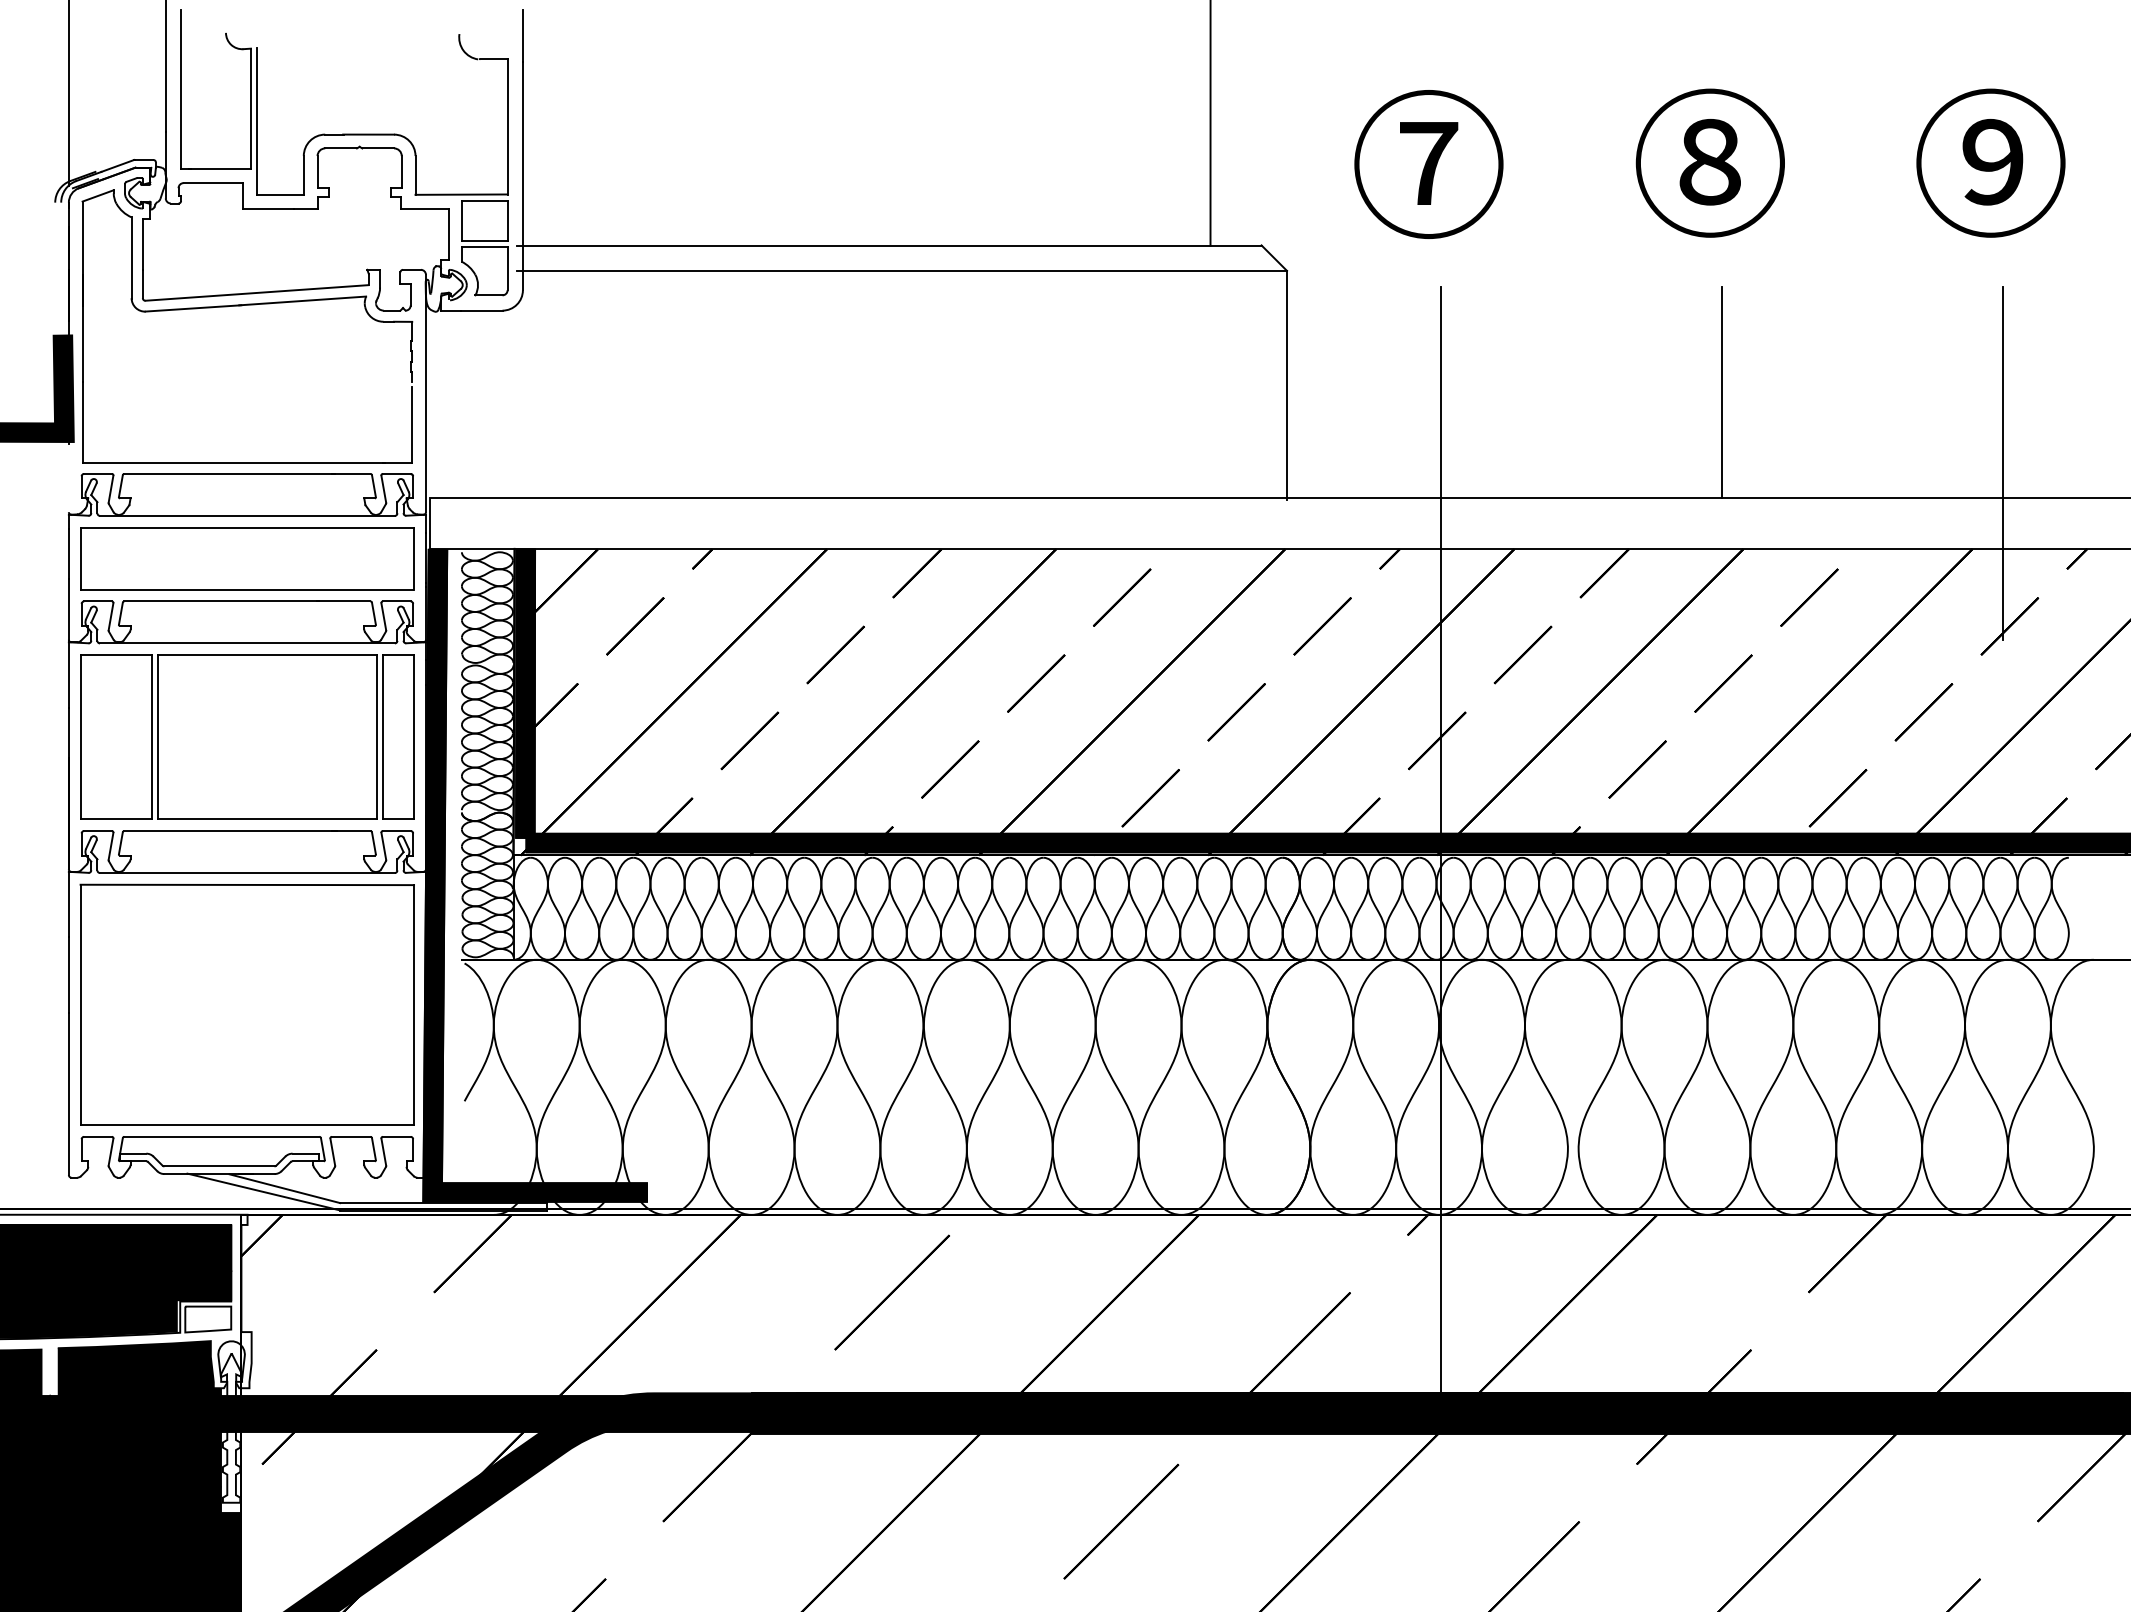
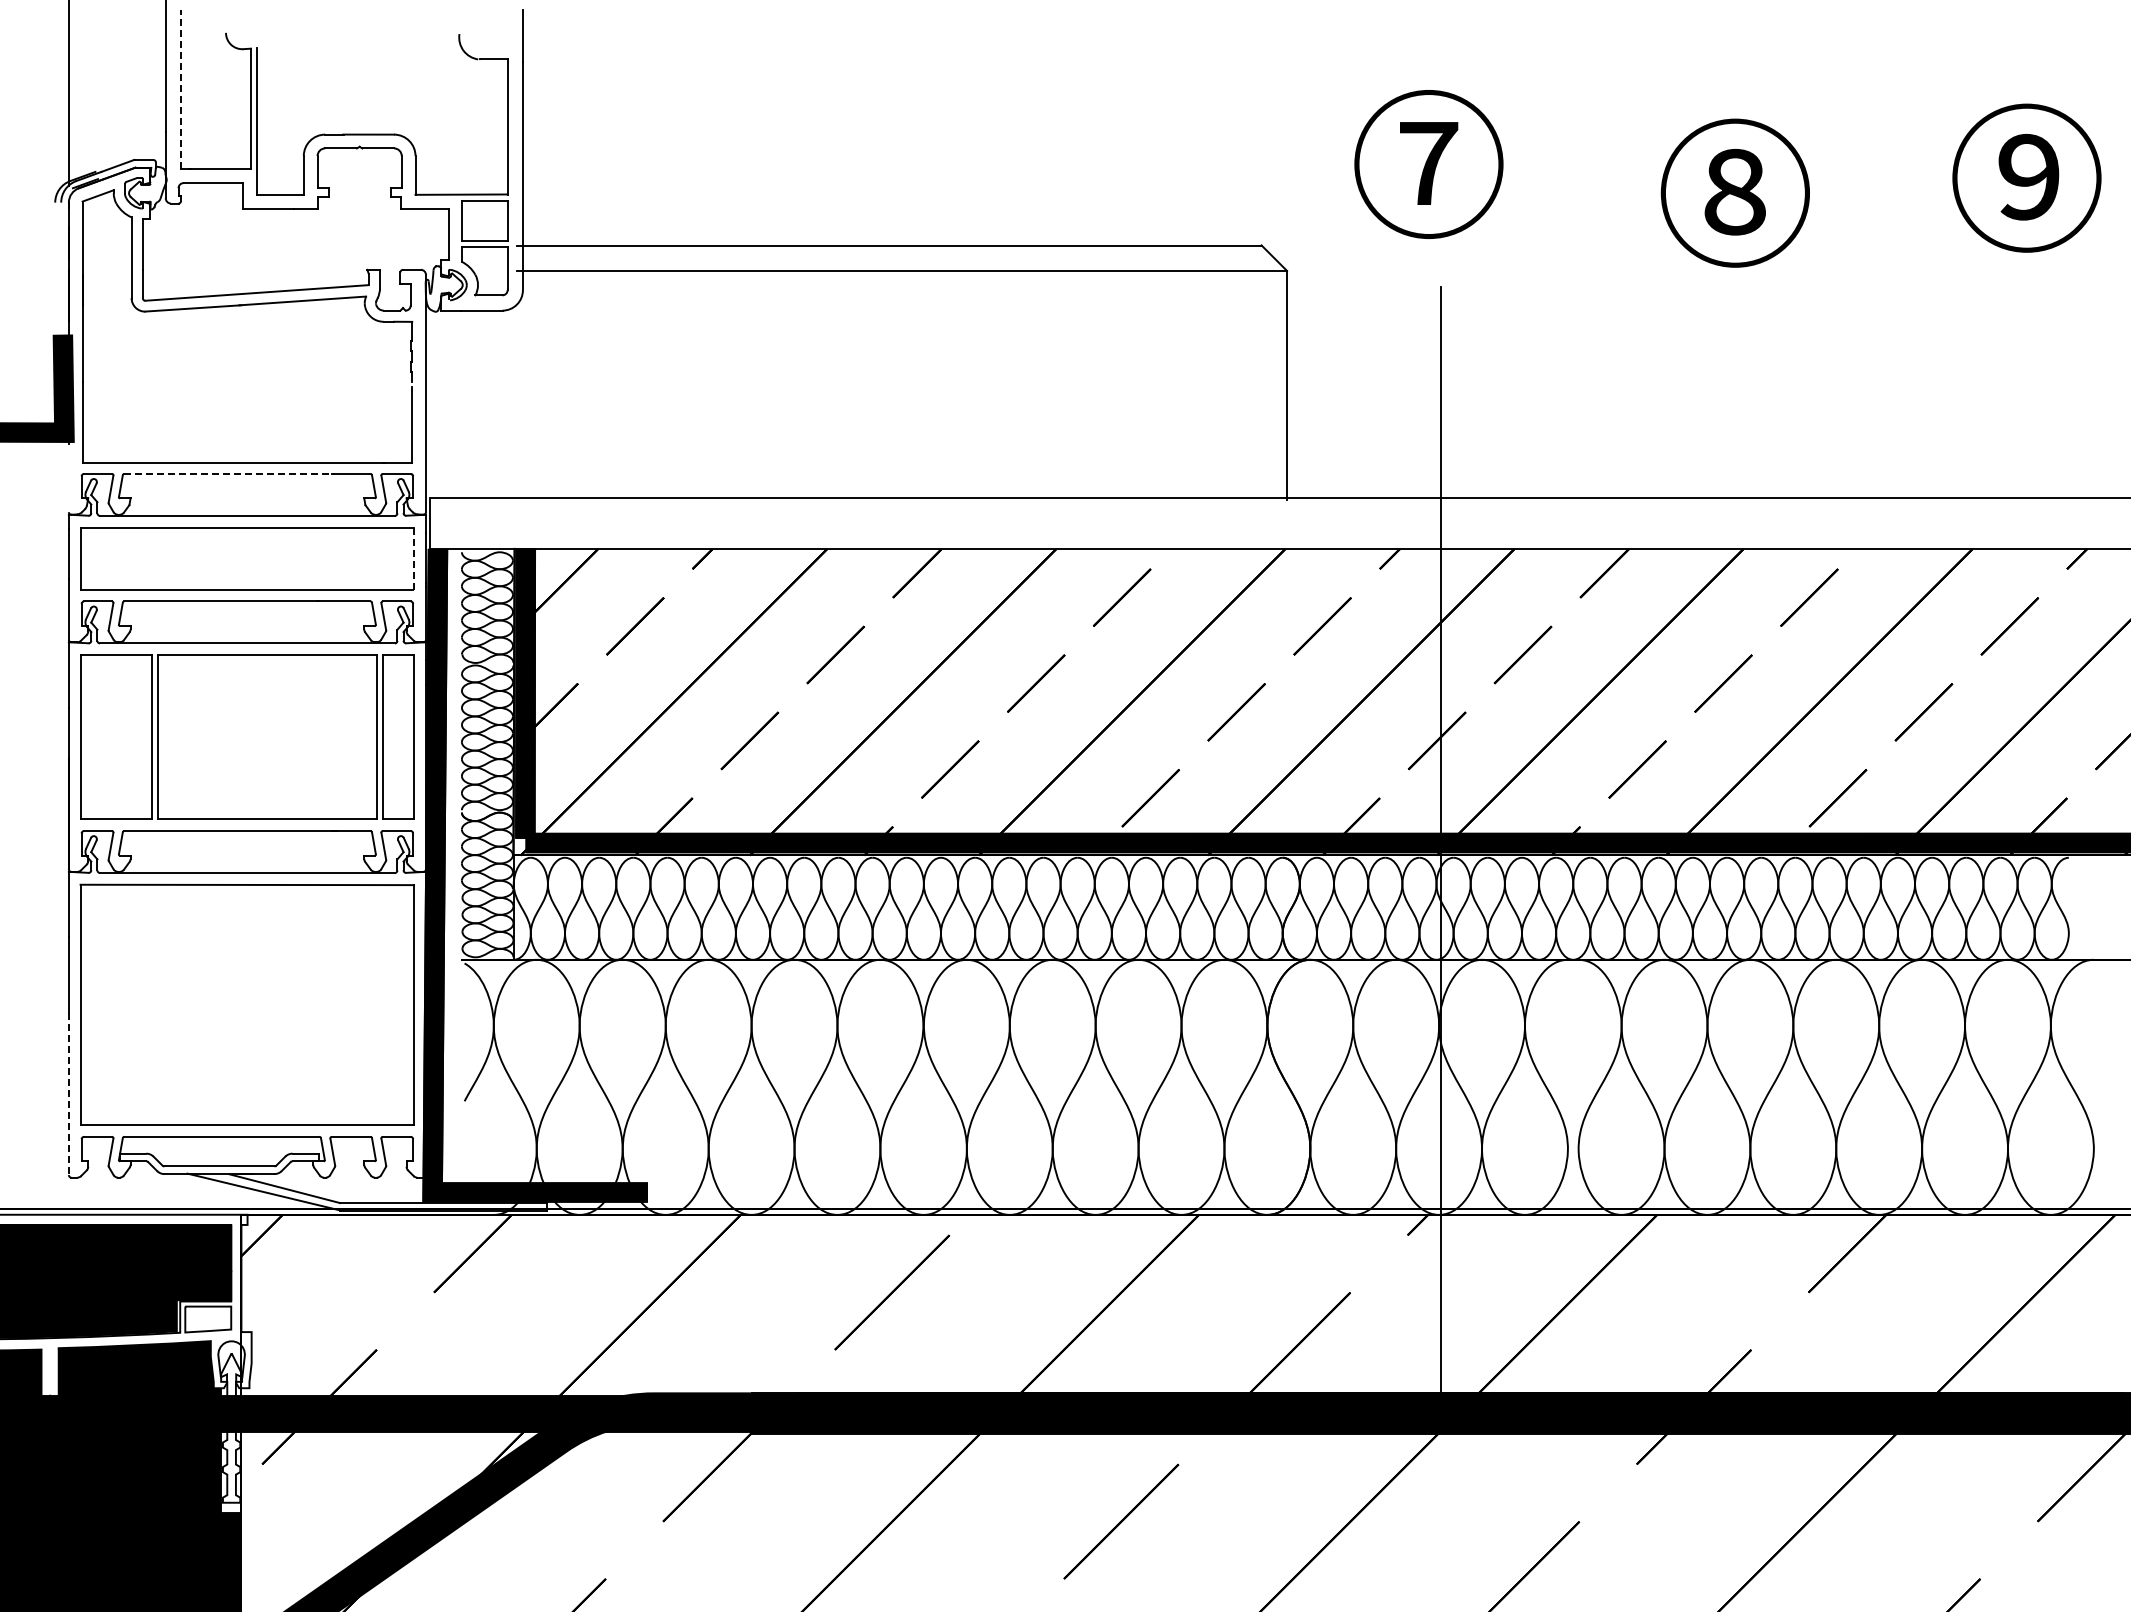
line: solid -> dashed (181, 89)
line: present -> none (1210, 123)
text position: (1709, 162) -> (1734, 192) (1734, 192)
text position: (1990, 162) -> (2026, 177) (2026, 177)
line: present -> none (1721, 391)
line: present -> none (2002, 463)
line: solid -> dashed (230, 473)
line: solid -> dashed (414, 559)
line: solid -> dashed (68, 1094)
